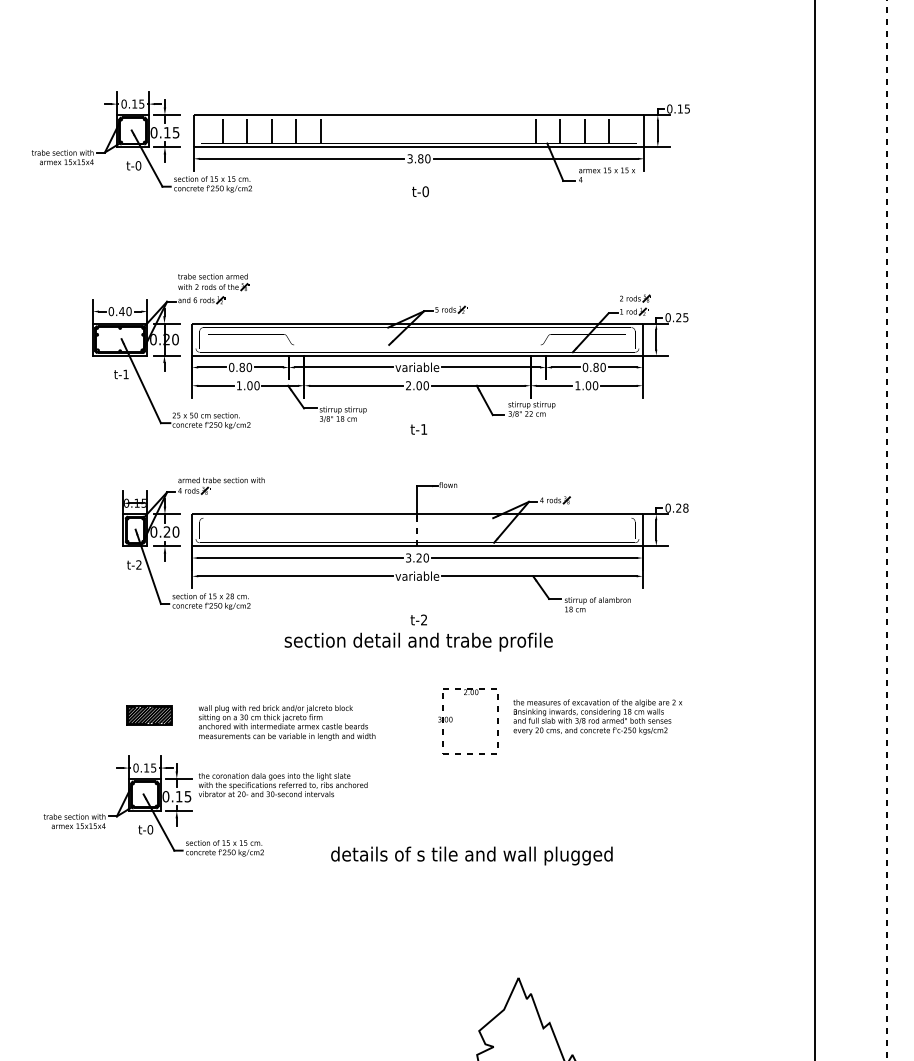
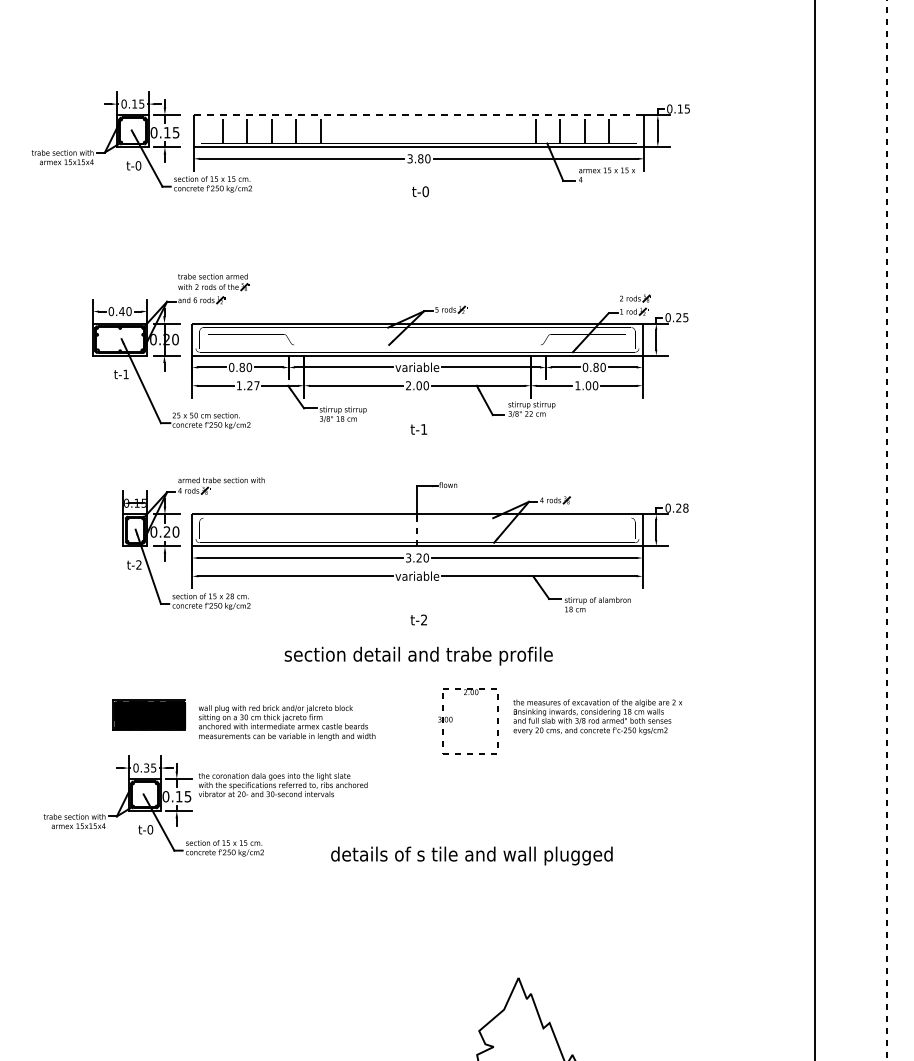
line: solid -> dashed (419, 115)
text: 1.00 -> 1.27 (253, 385)
text position: (418, 641) -> (418, 655) (418, 655)
part size: 47x21 px -> 74x32 px (148, 714)
text: 0.15 -> 0.35 (146, 767)
